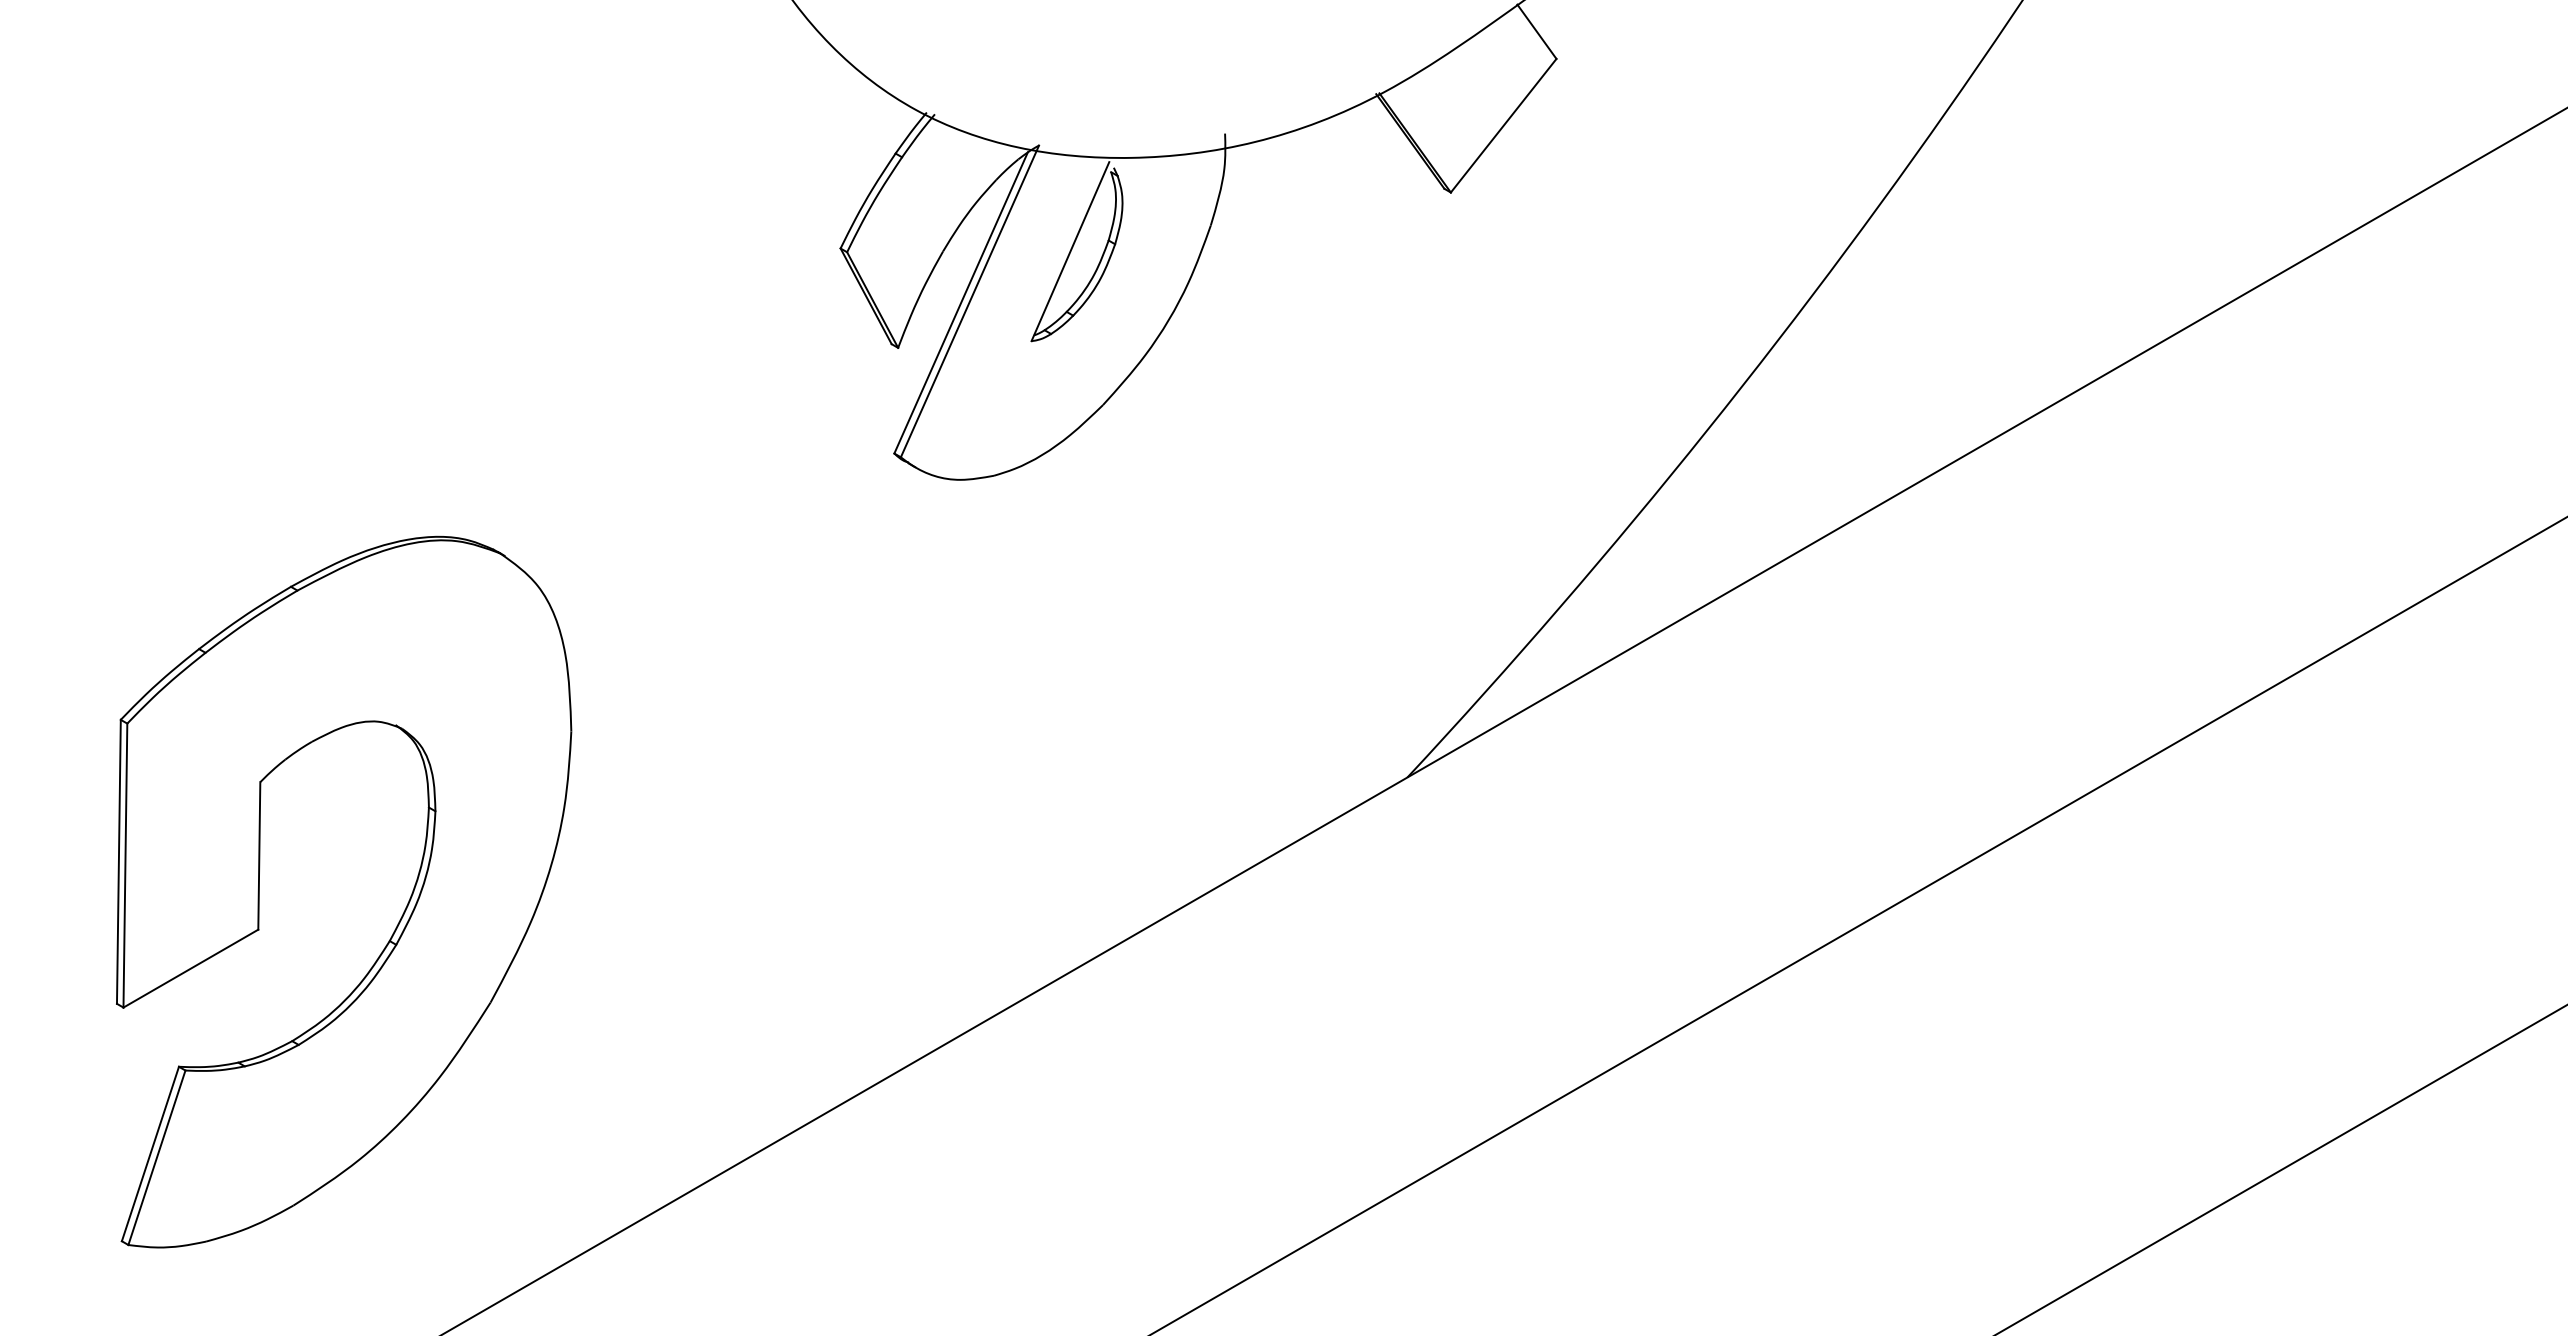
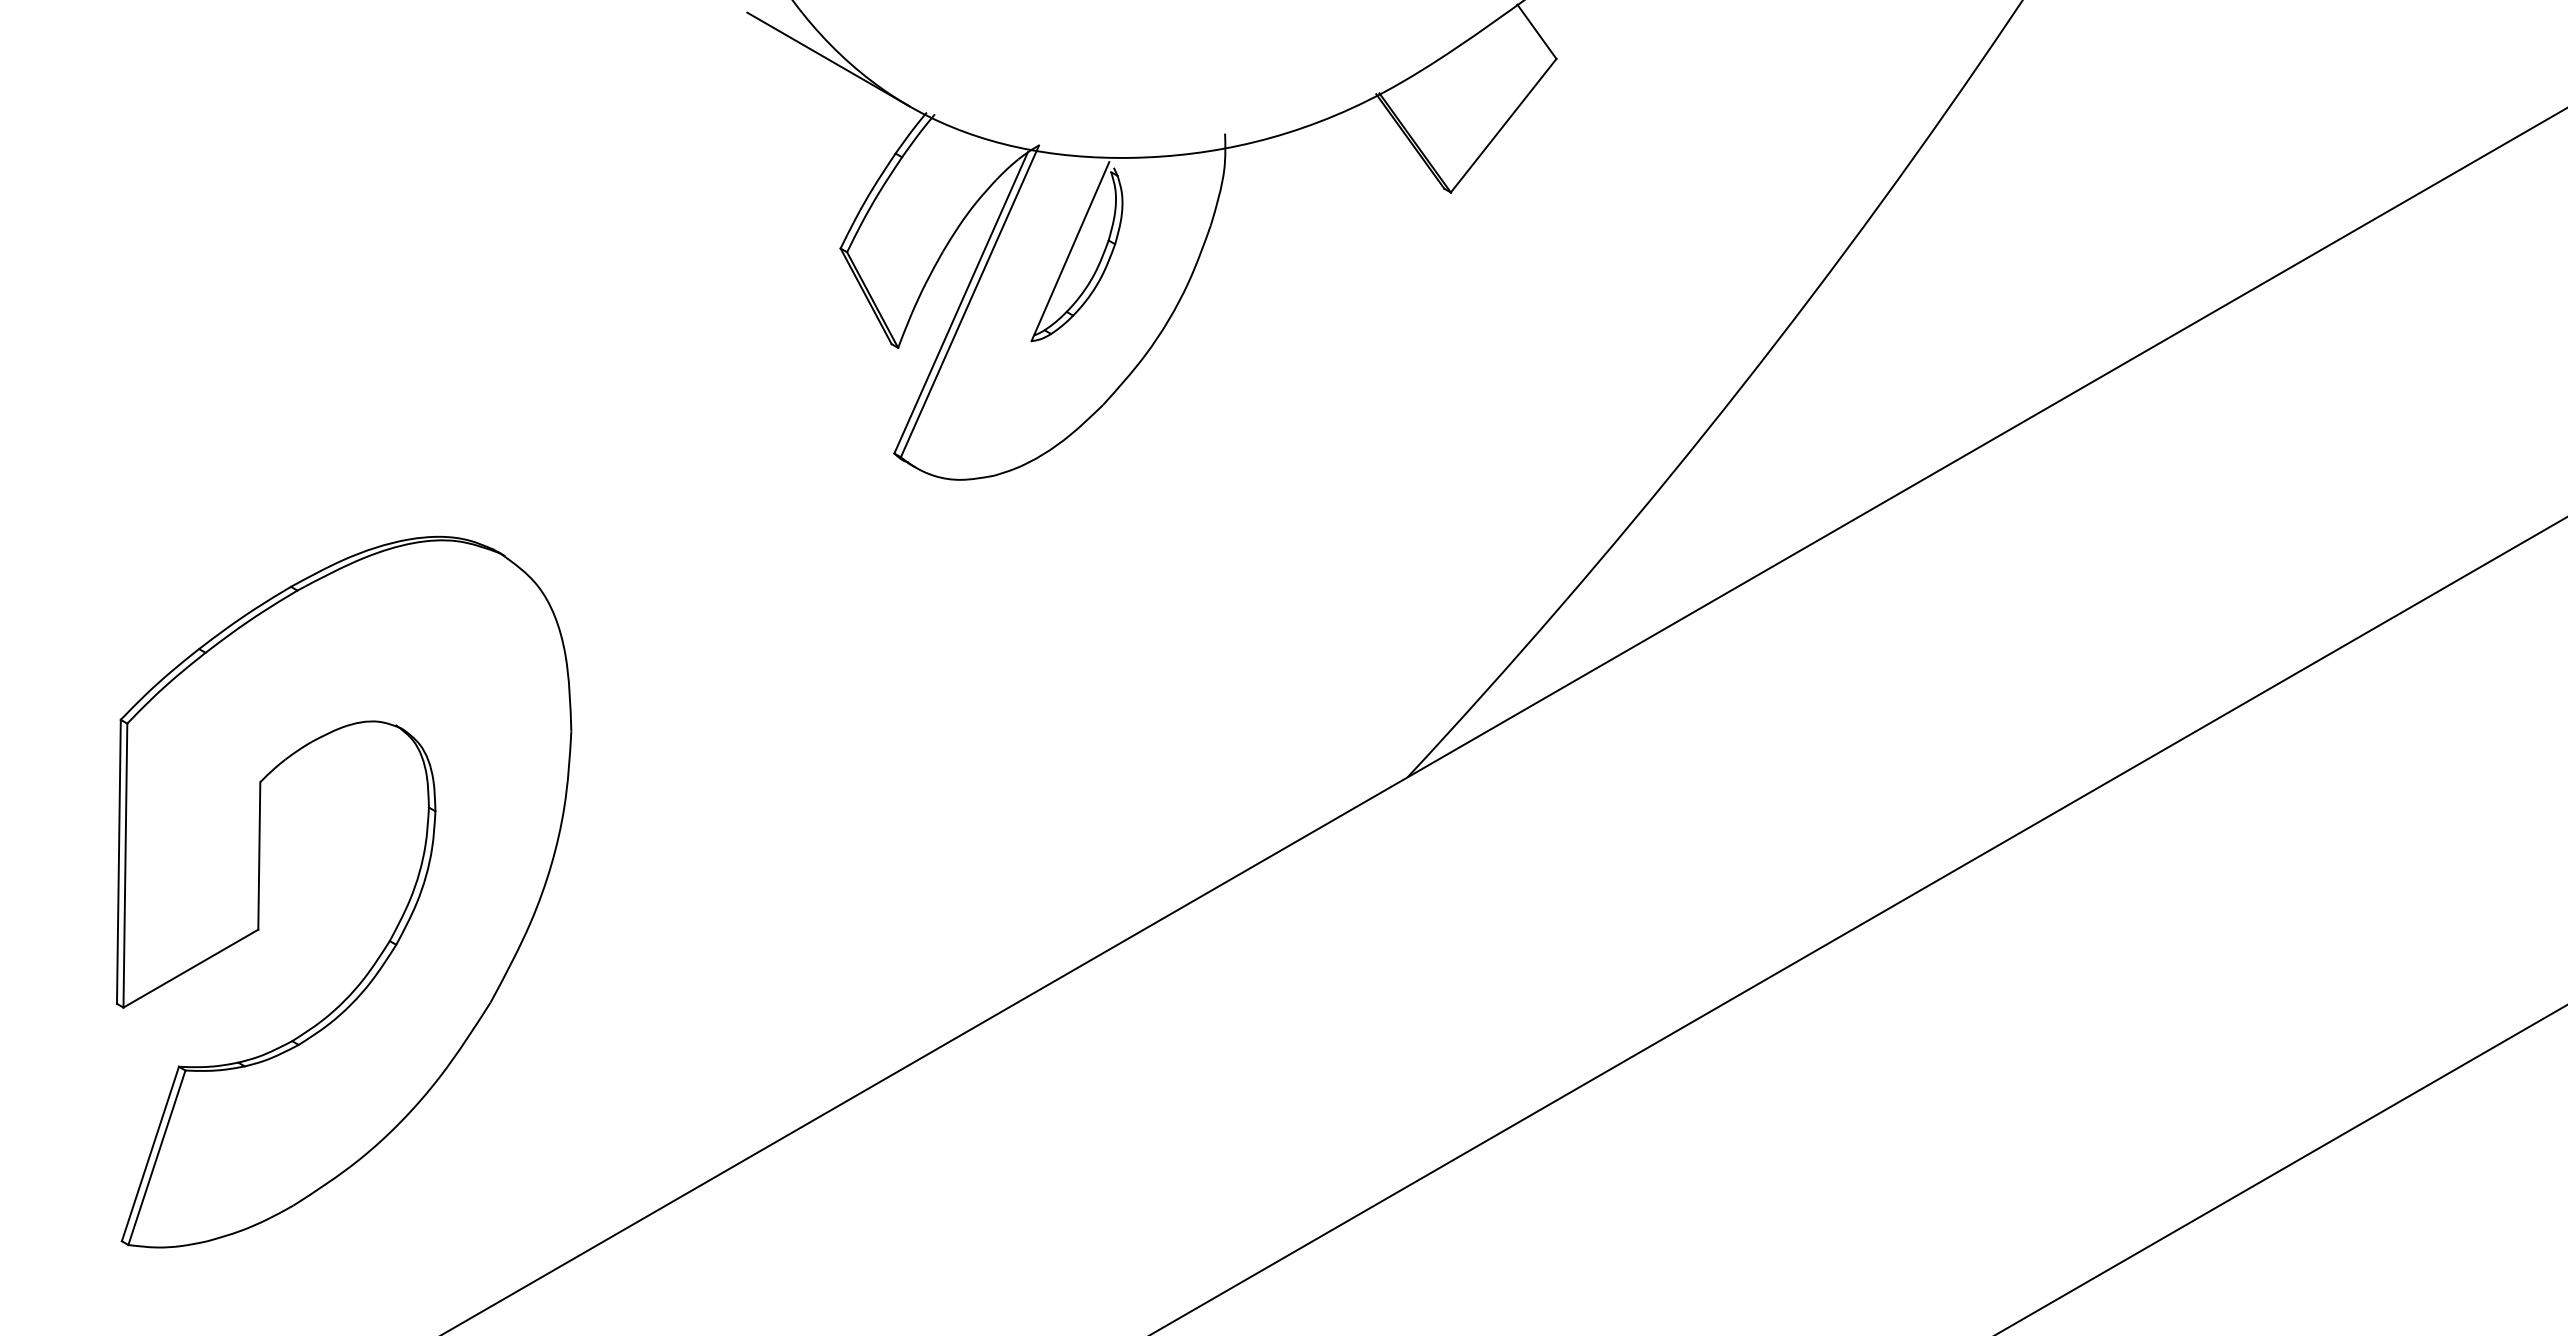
line: none -> present (828, 59)
